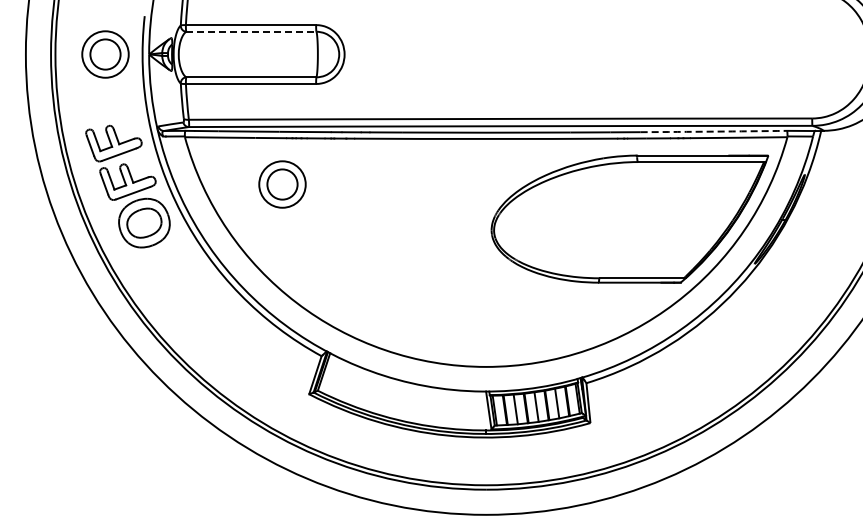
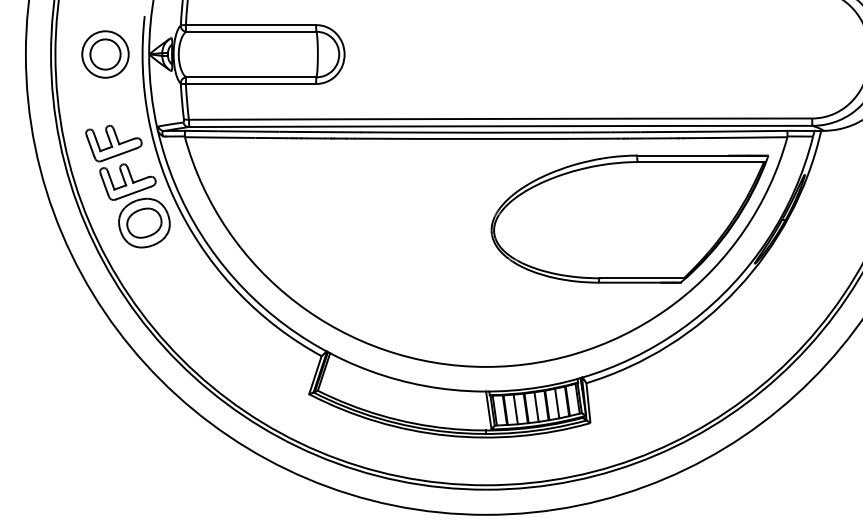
line: dashed -> solid (251, 31)
arc: dashed -> solid (713, 131)
part: present -> none (282, 184)
